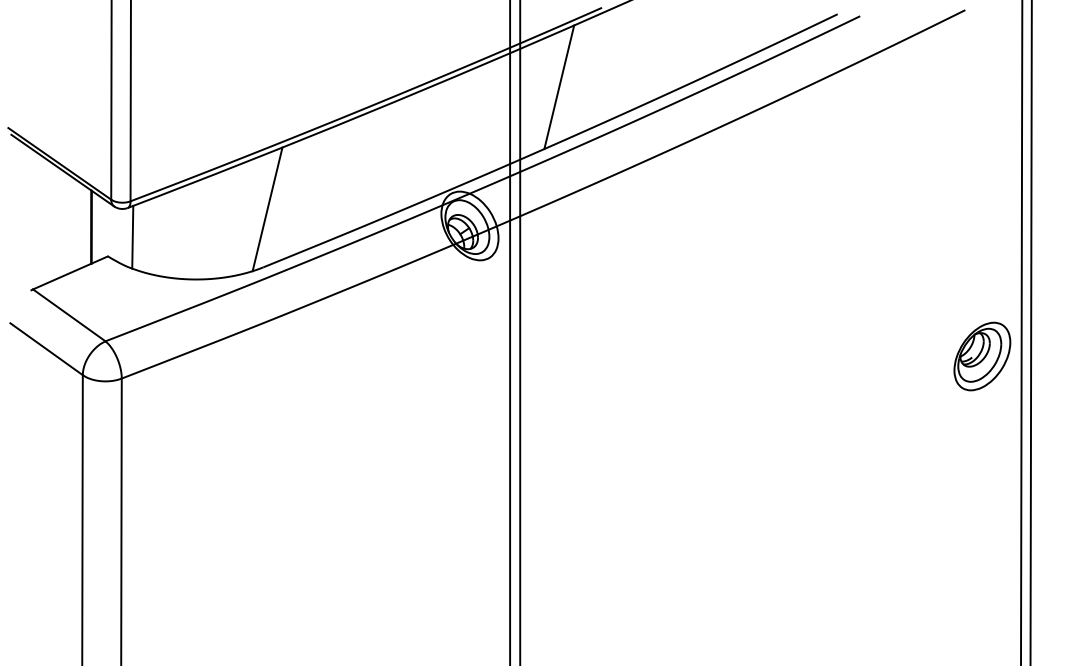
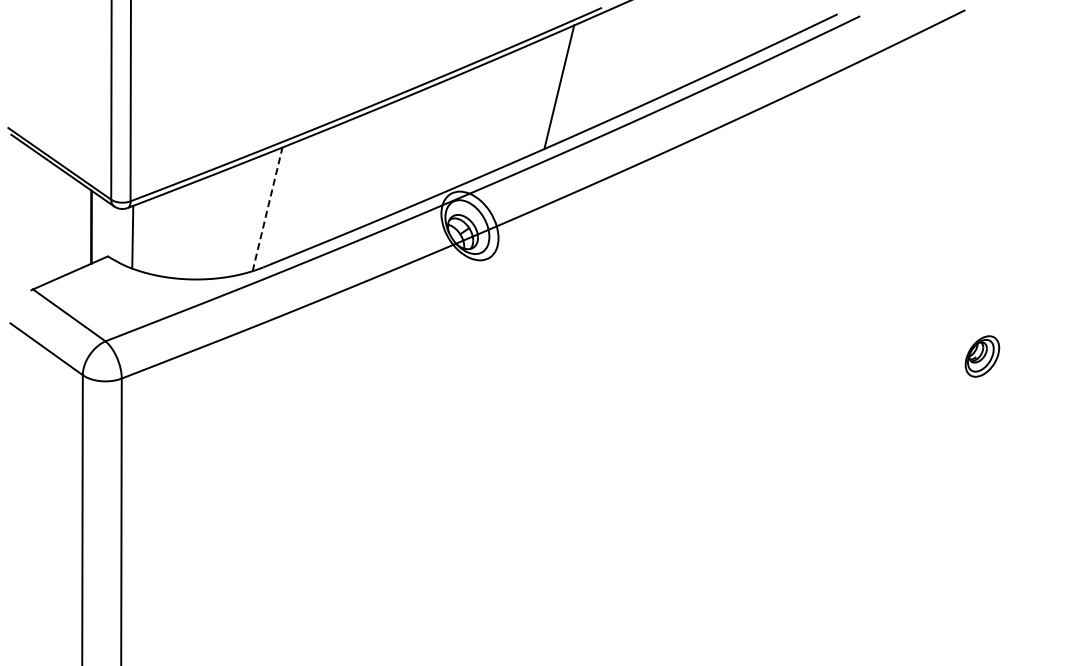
line: solid -> dashed (267, 209)
line: present -> none (510, 332)
line: present -> none (520, 332)
line: present -> none (1021, 332)
line: present -> none (1030, 332)
part size: 59x71 px -> 37x43 px (982, 356)
